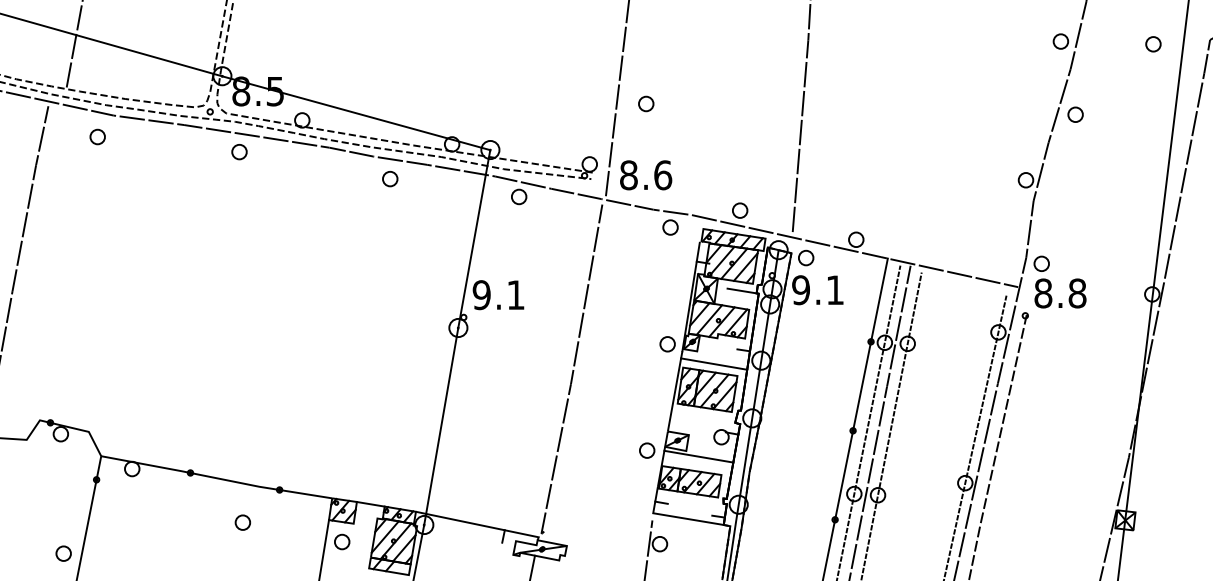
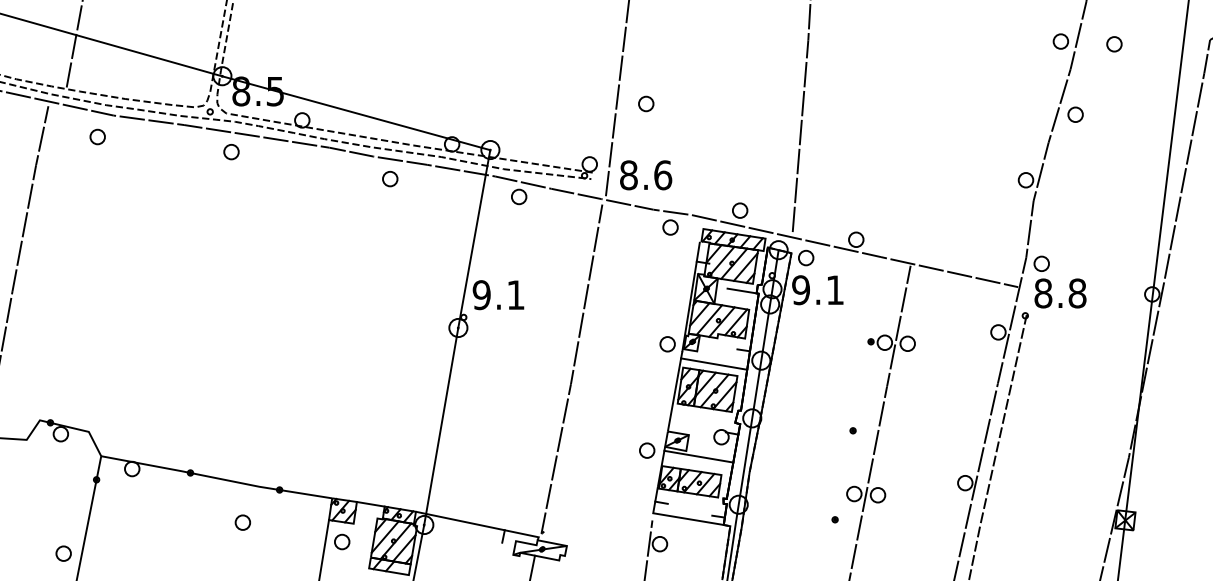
part position: (1153, 44) -> (1114, 44) (1114, 44)
part position: (239, 152) -> (231, 152) (231, 152)
line: present -> none (855, 417)
line: present -> none (868, 421)
line: present -> none (891, 424)
line: present -> none (975, 436)
